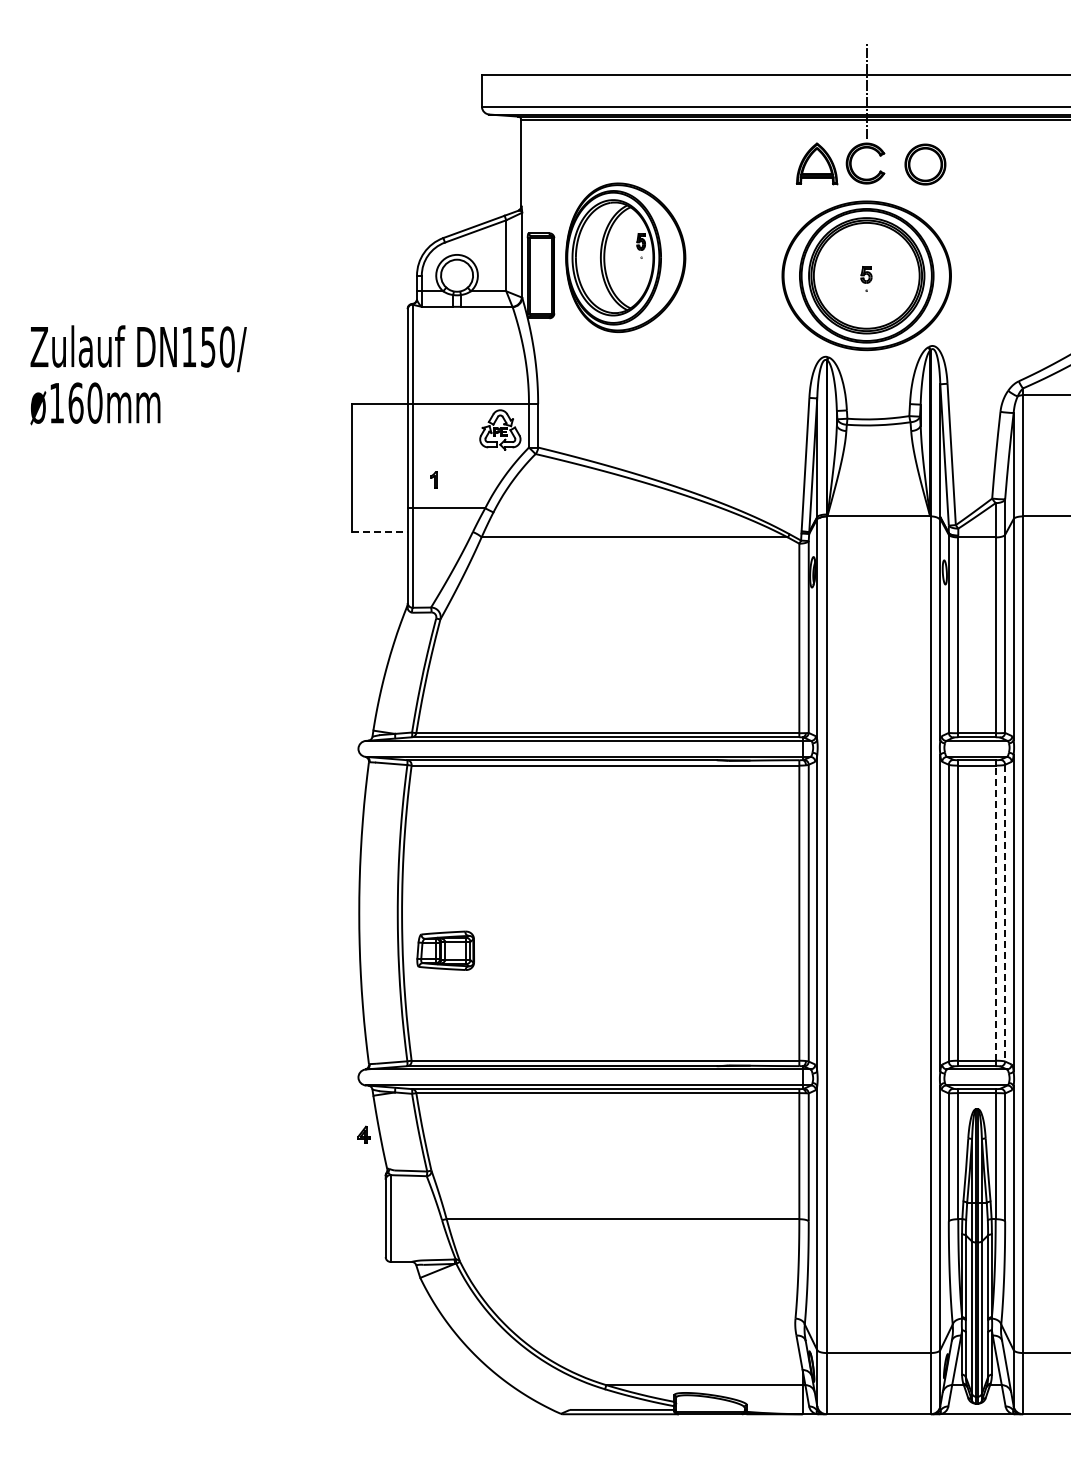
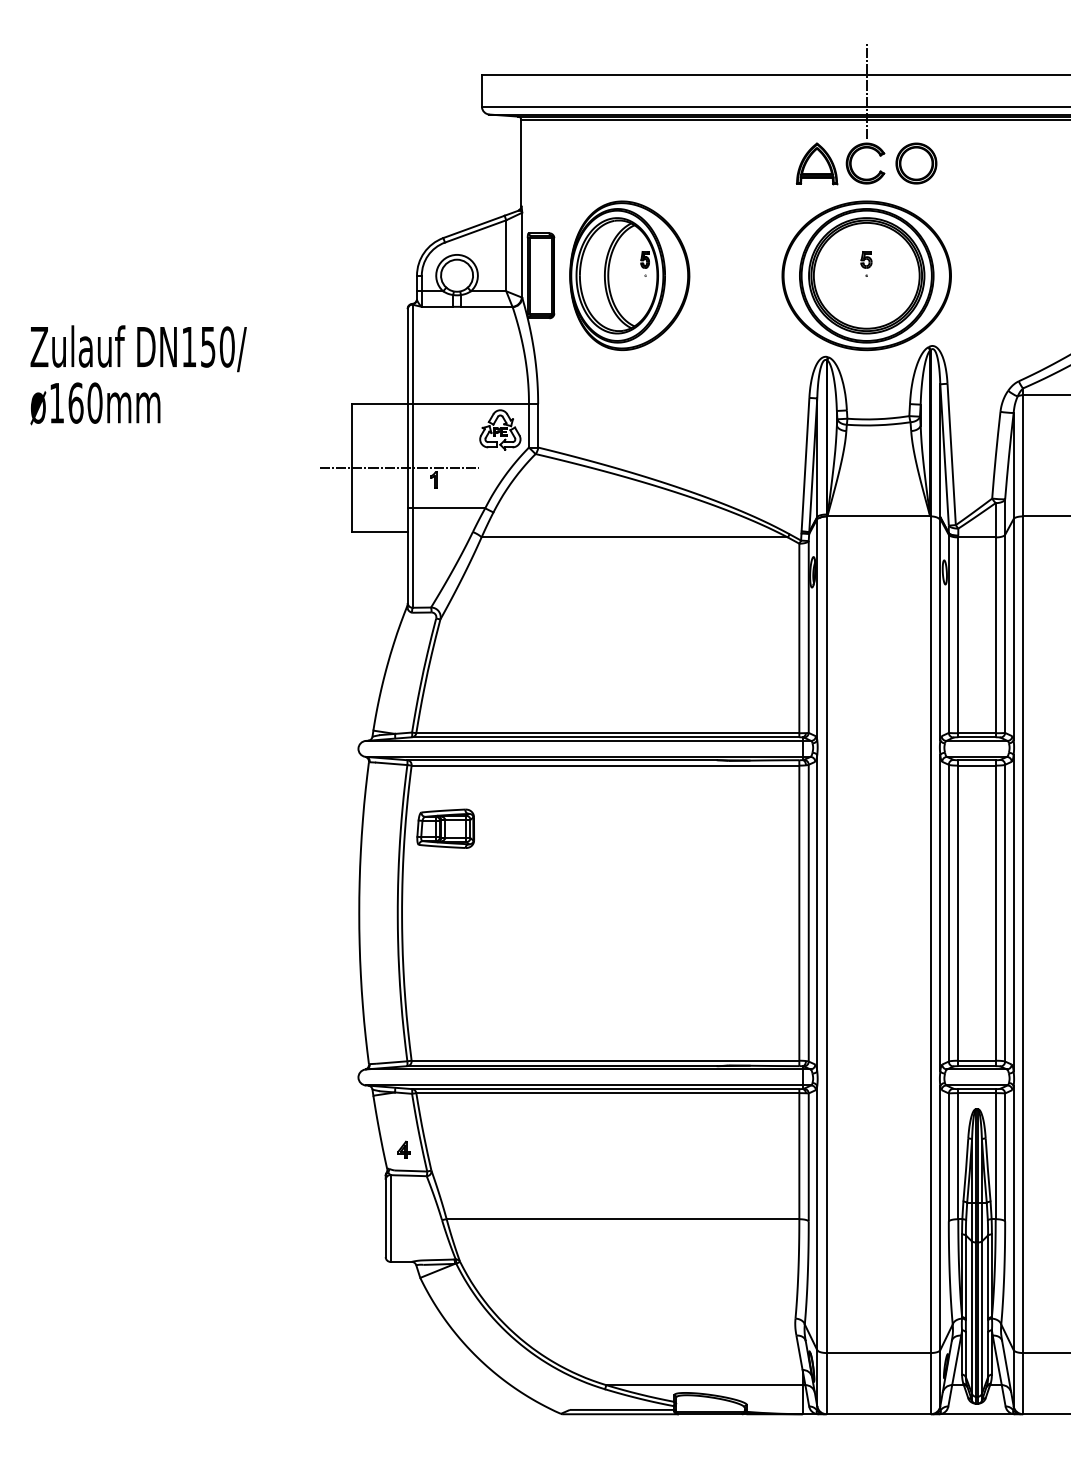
part position: (925, 164) -> (916, 163) (916, 163)
part position: (625, 257) -> (629, 275) (629, 275)
part position: (866, 278) -> (866, 263) (866, 263)
line: none -> present (399, 468)
line: dashed -> solid (380, 532)
line: dashed -> solid (995, 913)
line: dashed -> solid (1005, 913)
part position: (445, 950) -> (445, 828) (445, 828)
part position: (363, 1134) -> (403, 1149) (403, 1149)
